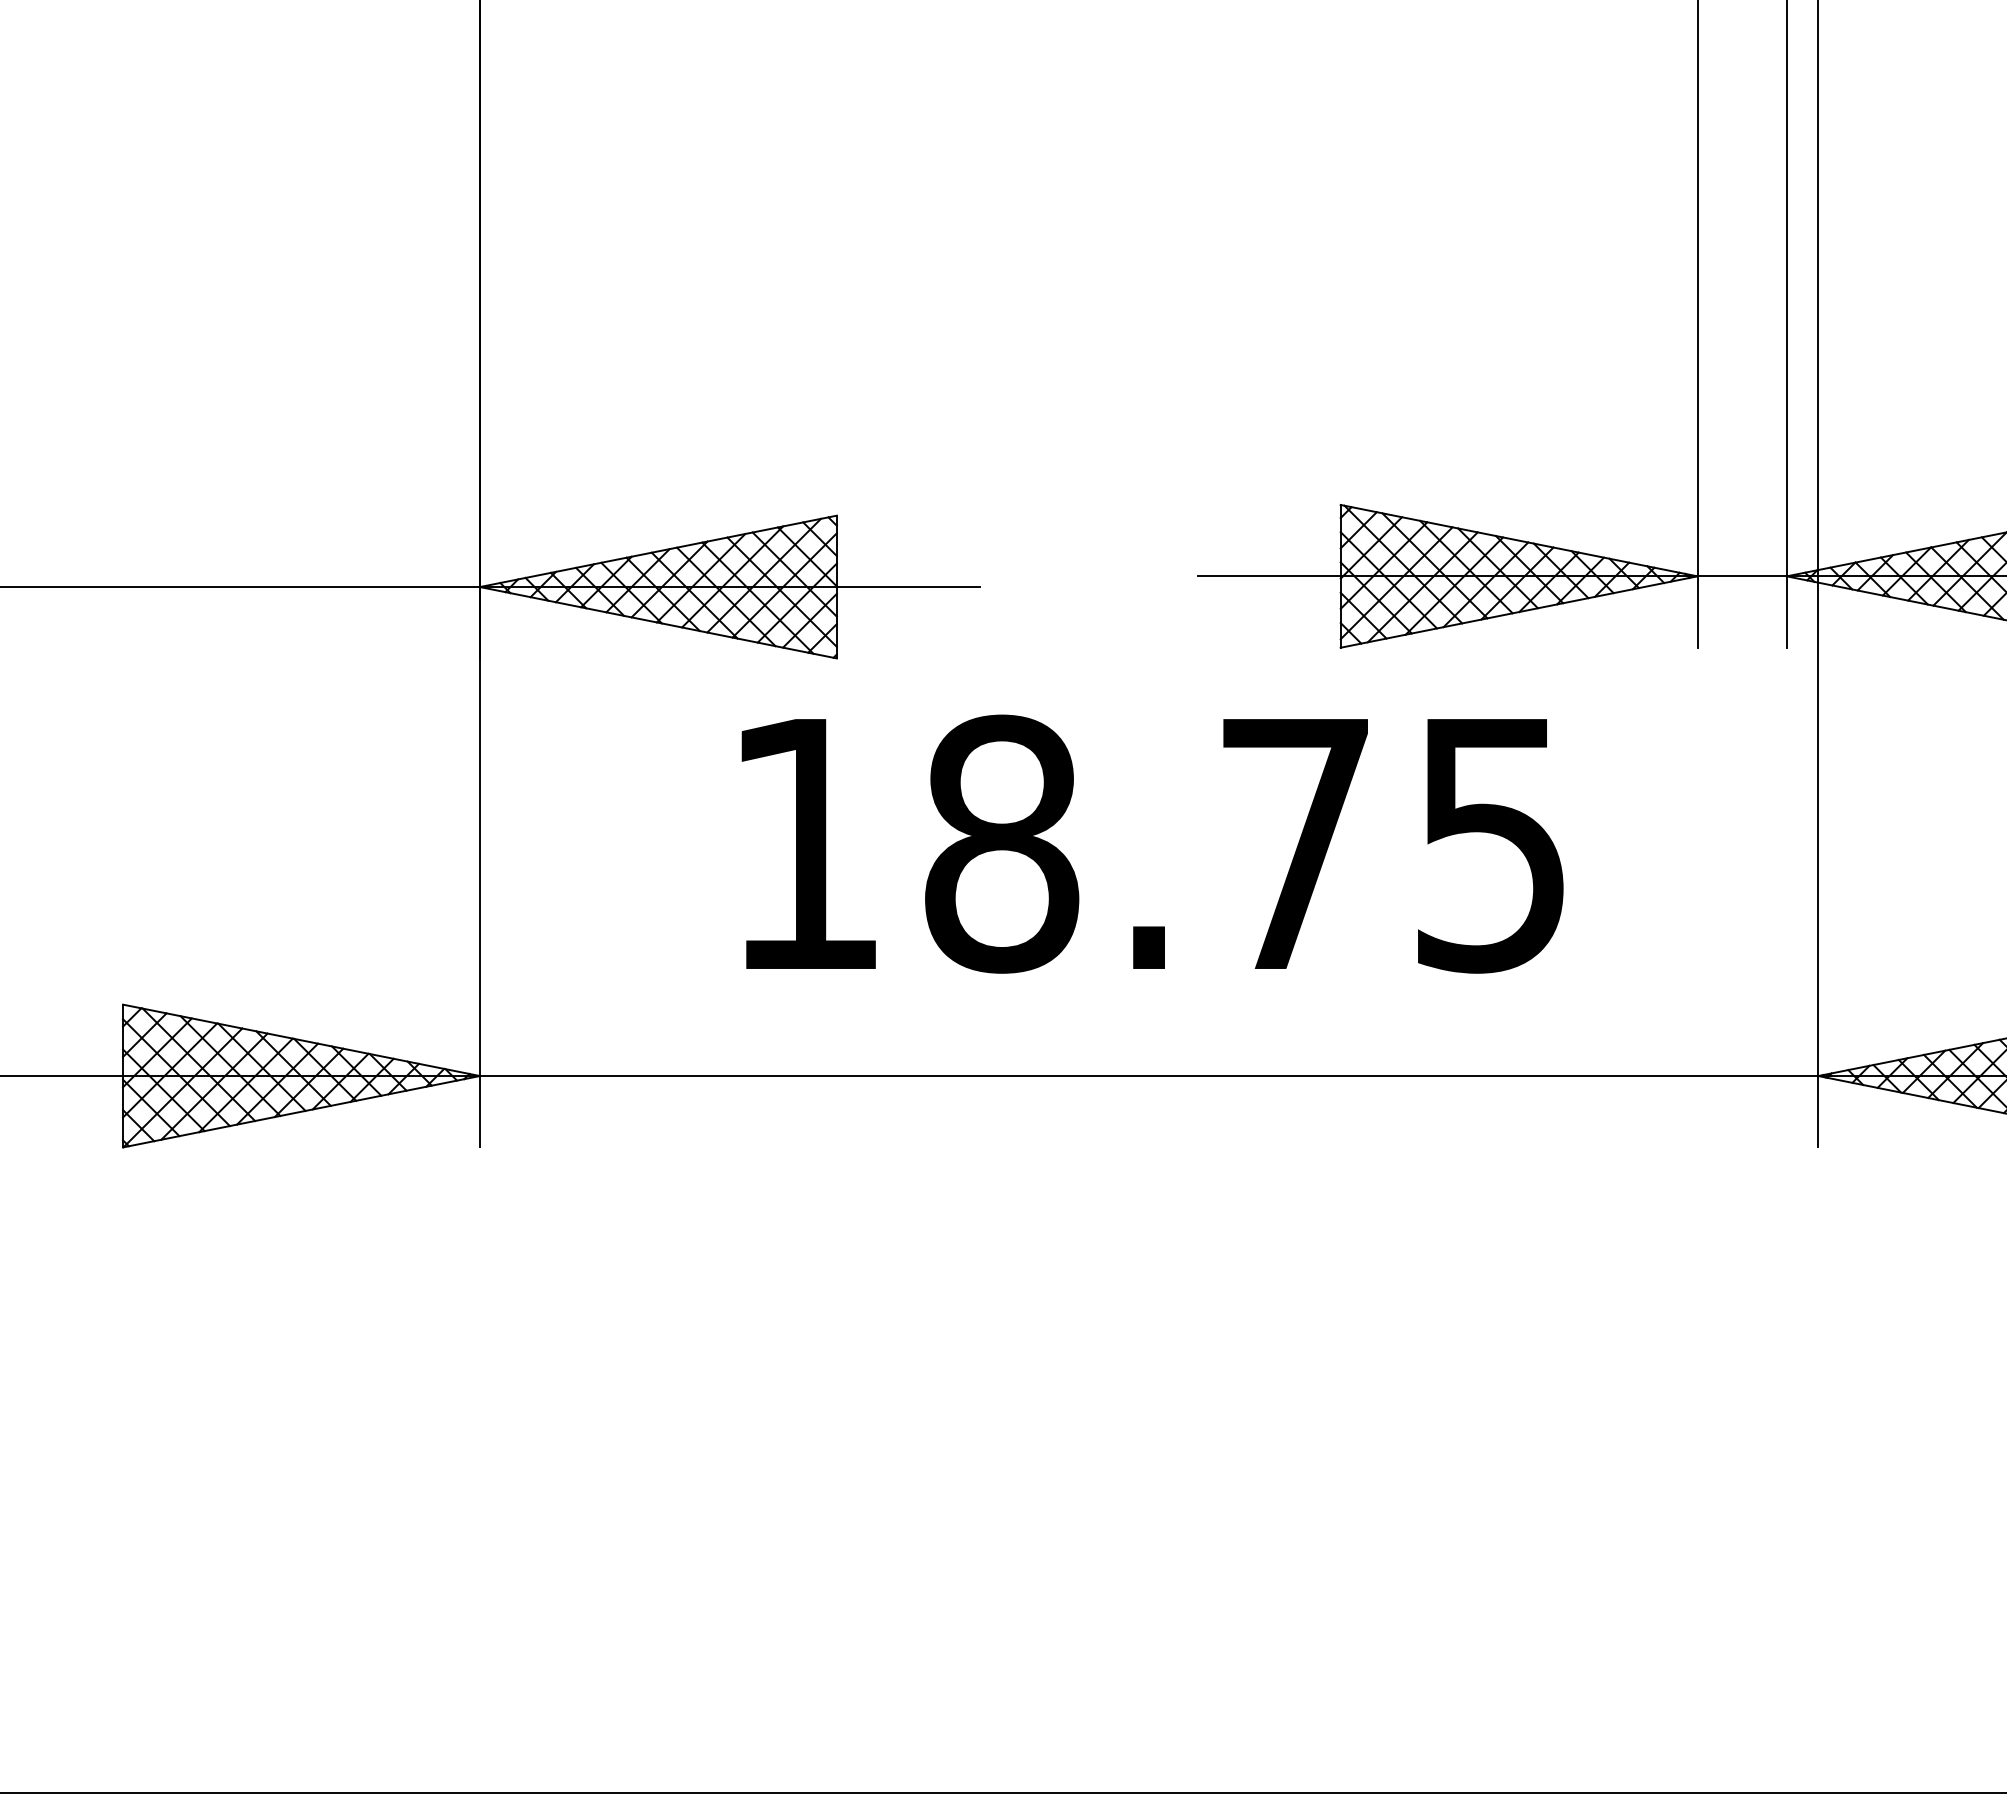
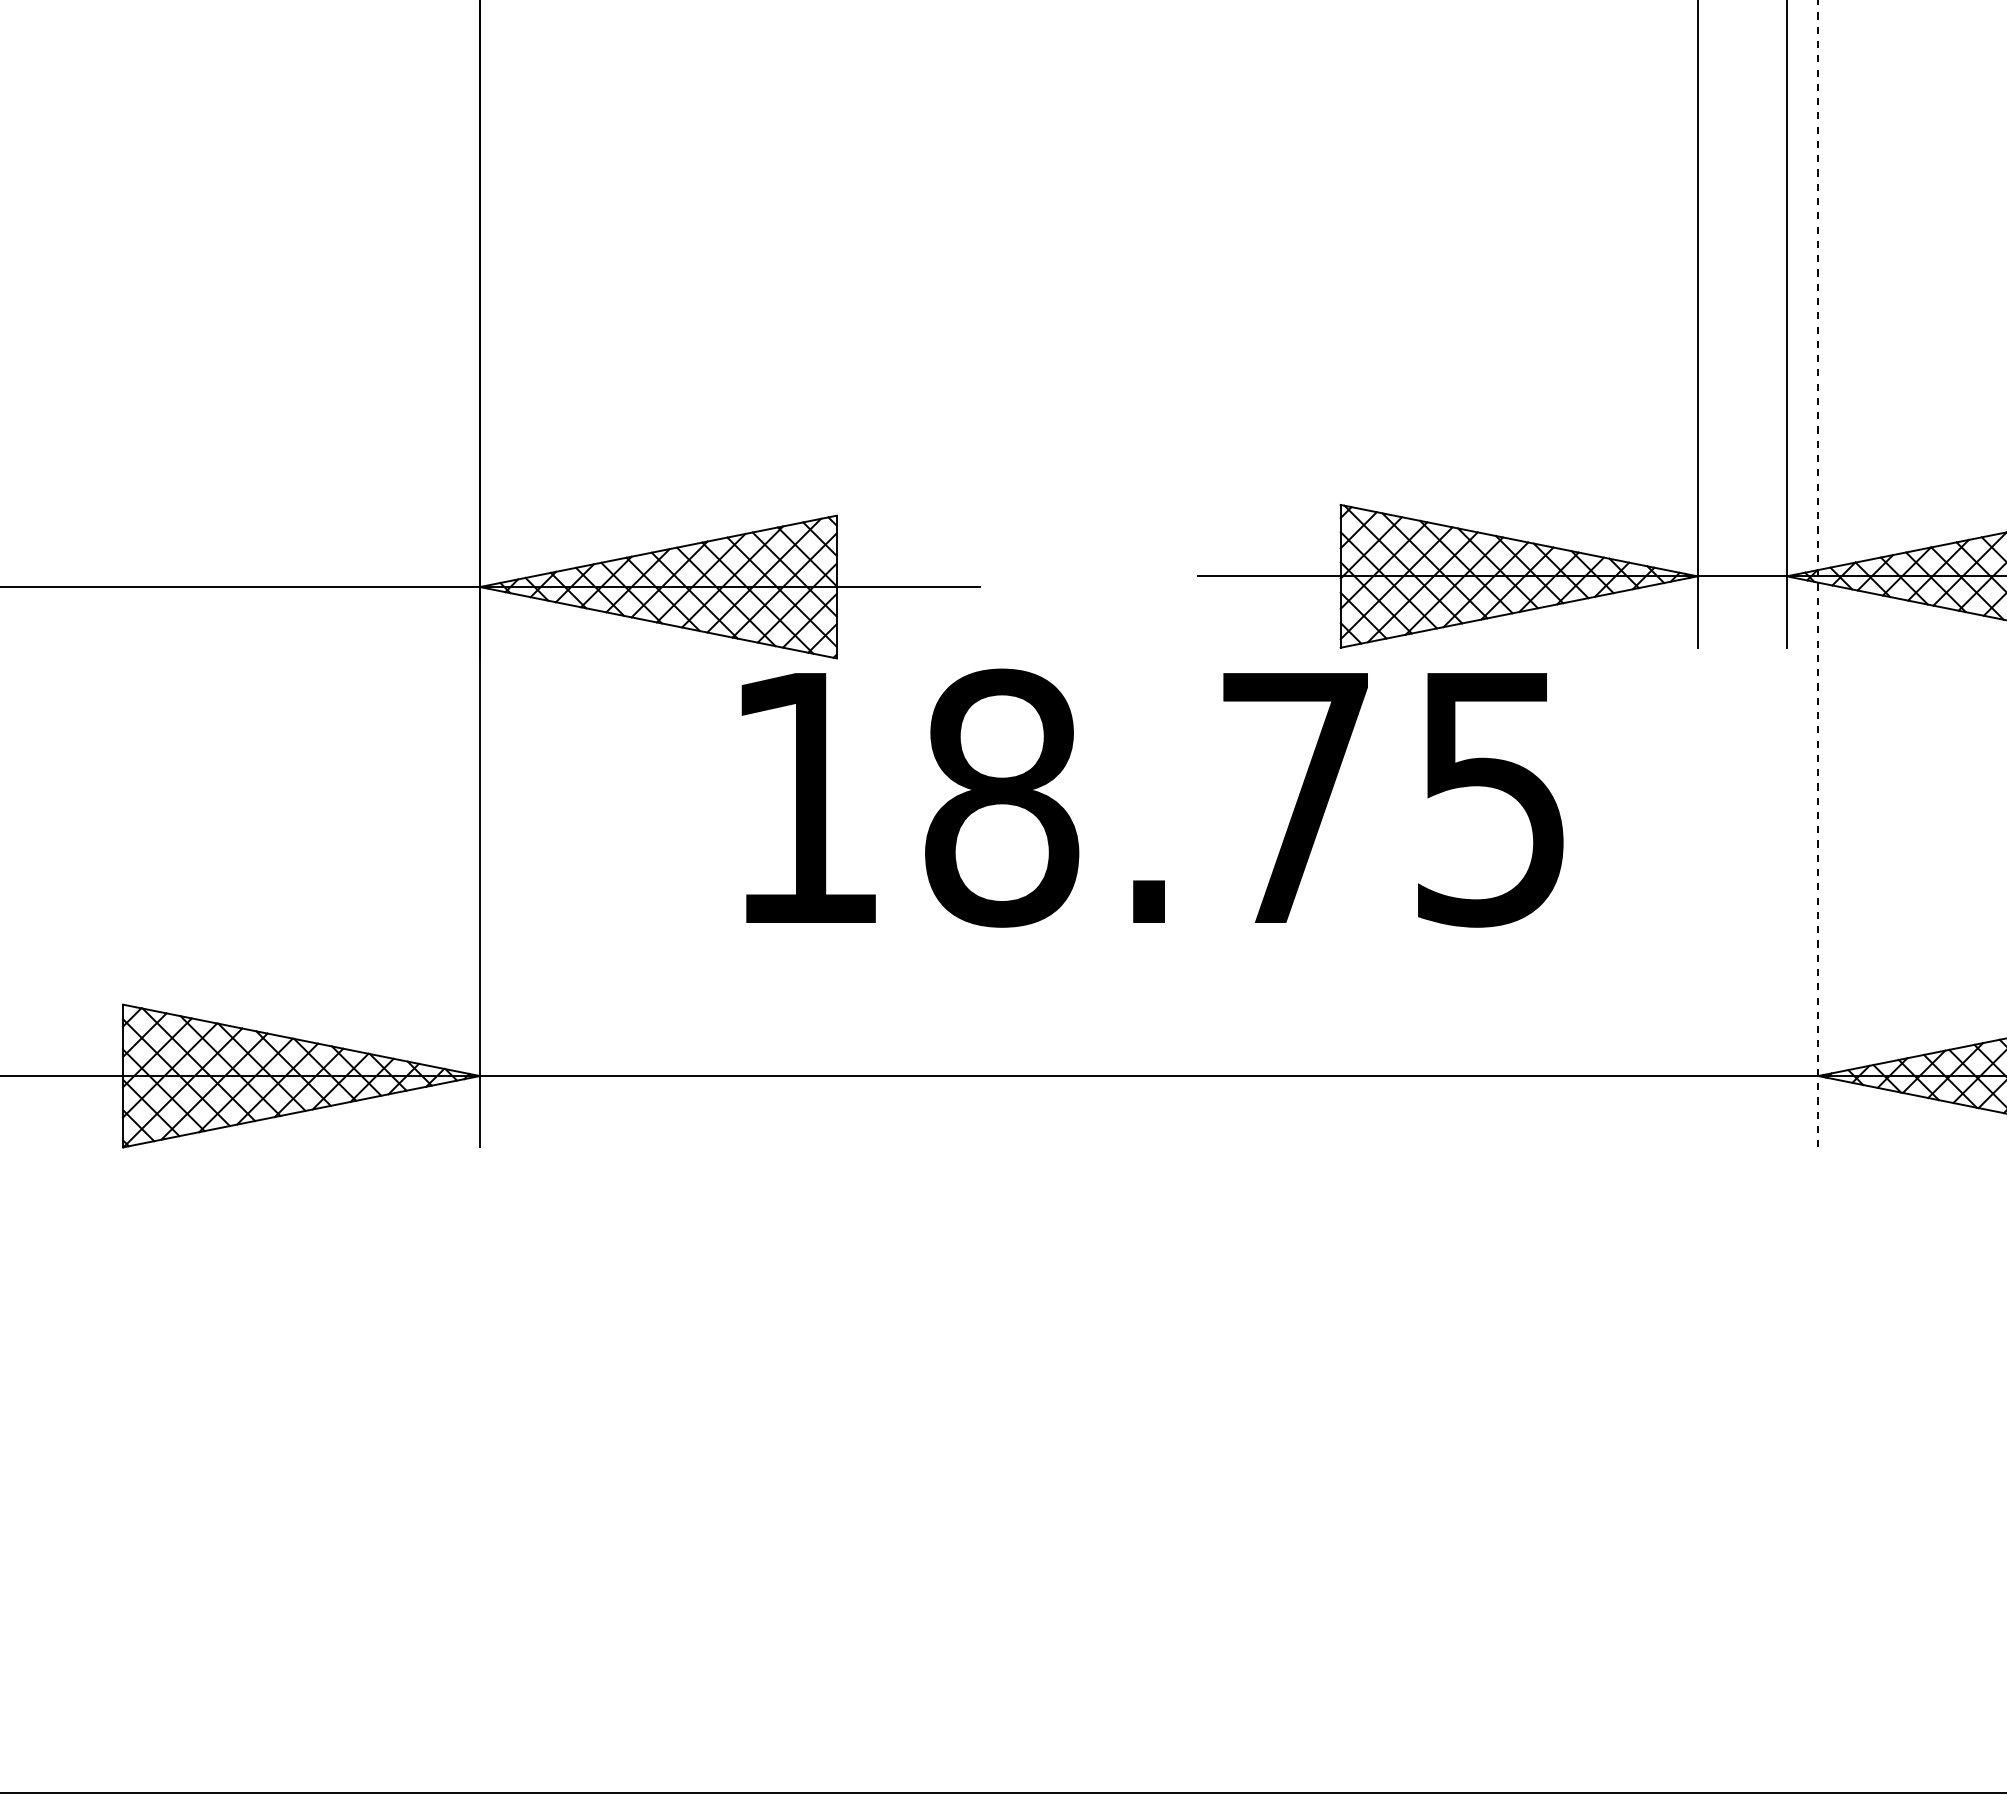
line: solid -> dashed (1818, 573)
text position: (1152, 843) -> (1152, 797) (1152, 797)
